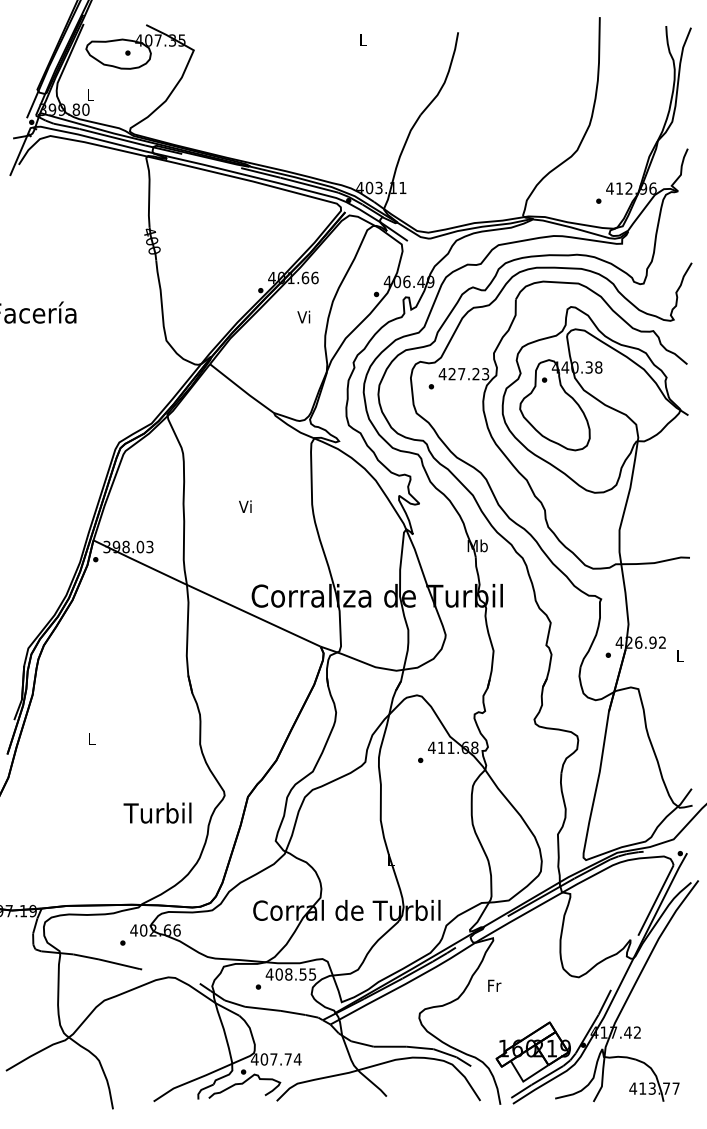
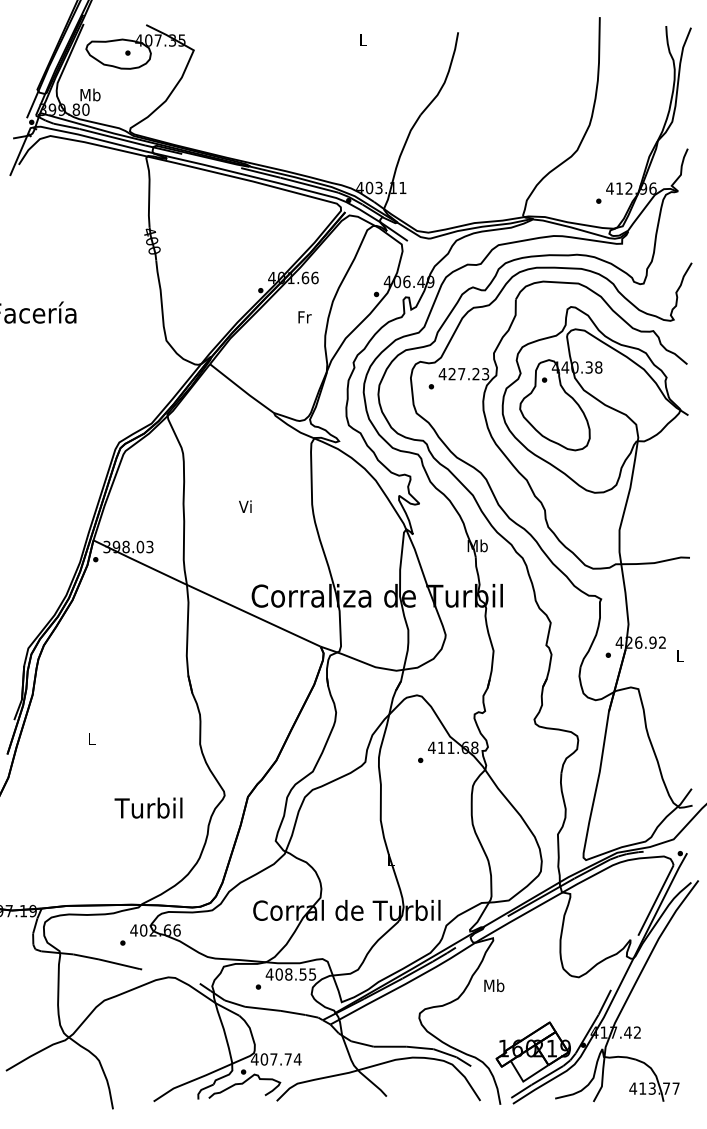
text: L -> Mb (90, 94)
text: Vi -> Fr (304, 316)
text position: (157, 812) -> (148, 807) (148, 807)
text: Fr -> Mb (494, 985)
